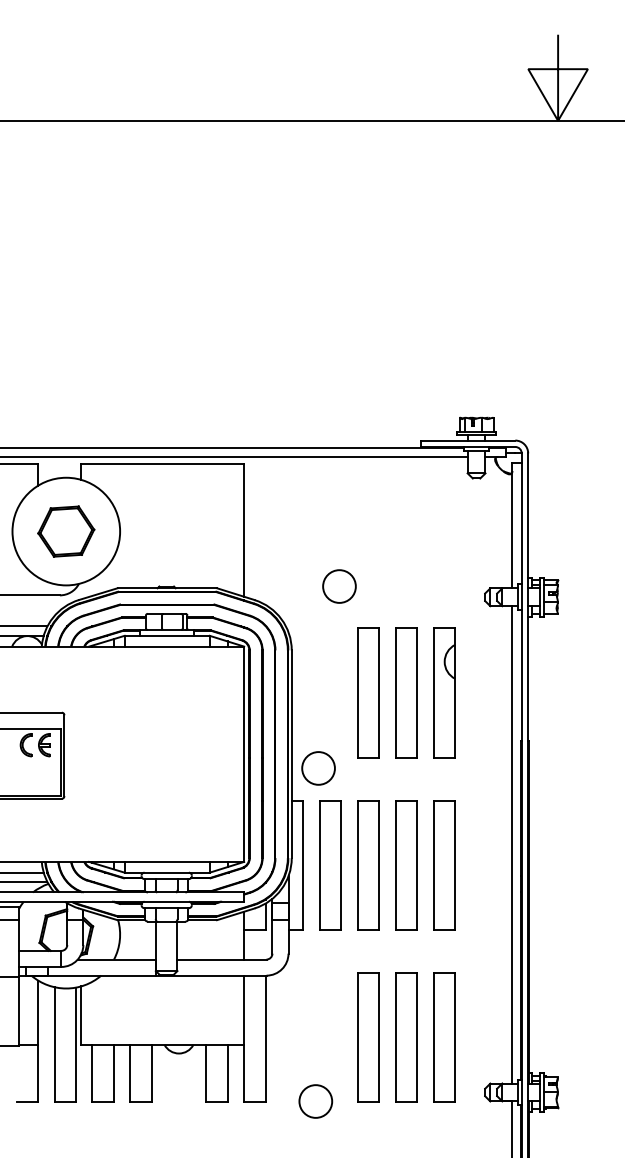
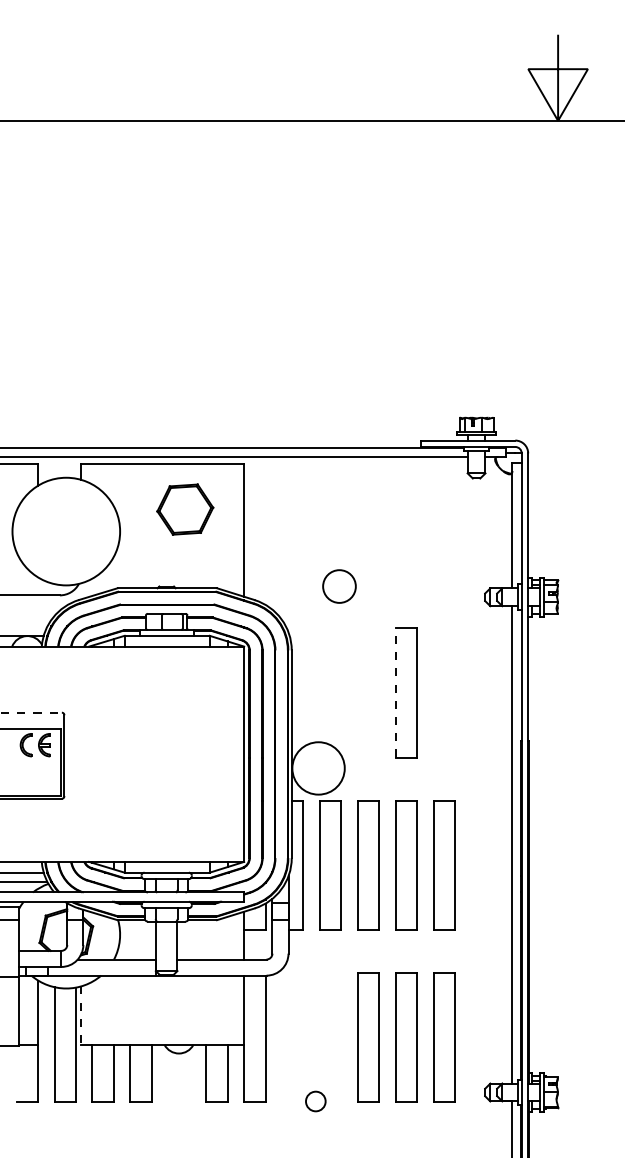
part position: (66, 531) -> (185, 509) (185, 509)
line: present -> none (24, 626)
part: present -> none (368, 692)
line: solid -> dashed (395, 692)
part: present -> none (444, 692)
line: solid -> dashed (31, 712)
circle diameter: 33 px -> 52 px (318, 768)
line: solid -> dashed (81, 1016)
circle diameter: 33 px -> 20 px (315, 1101)
